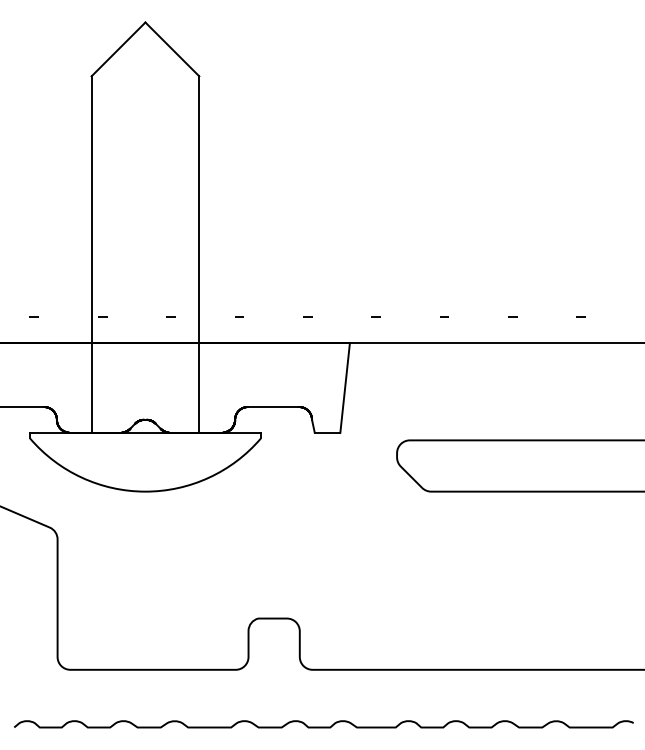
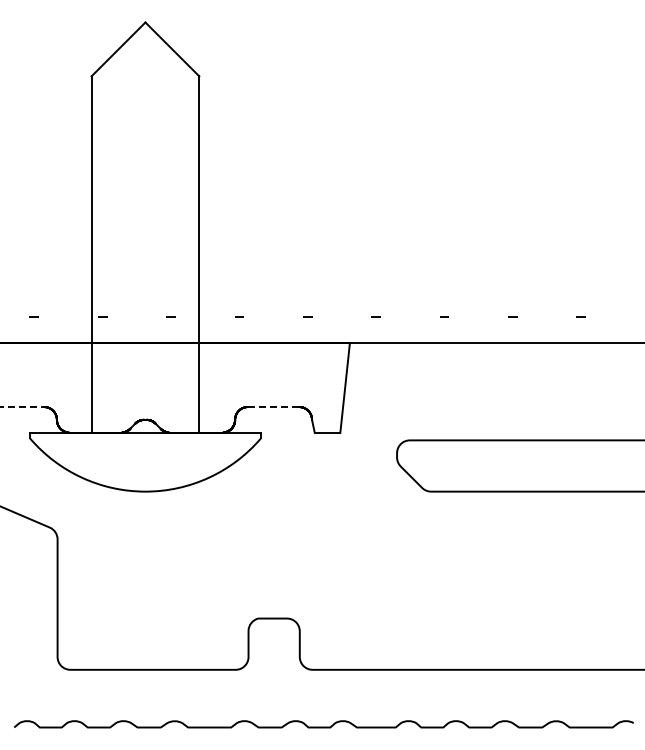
line: solid -> dashed (22, 407)
line: solid -> dashed (273, 407)
